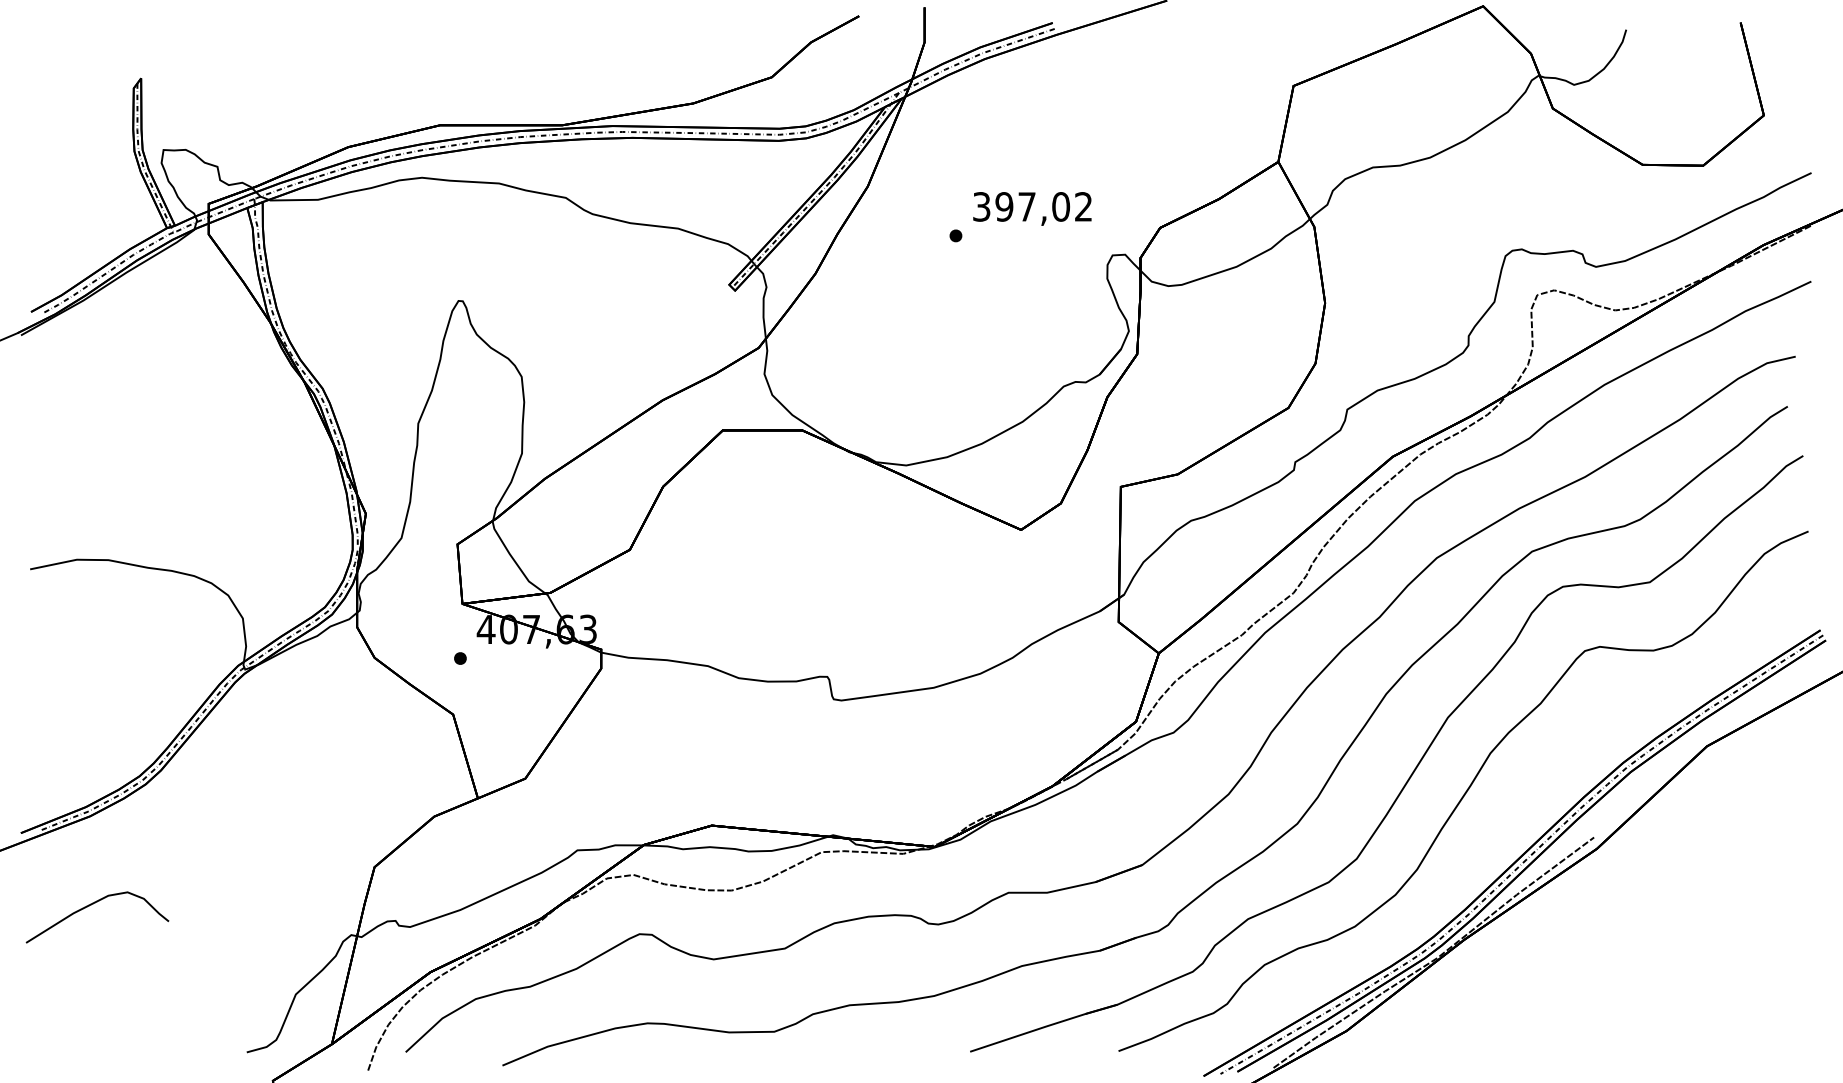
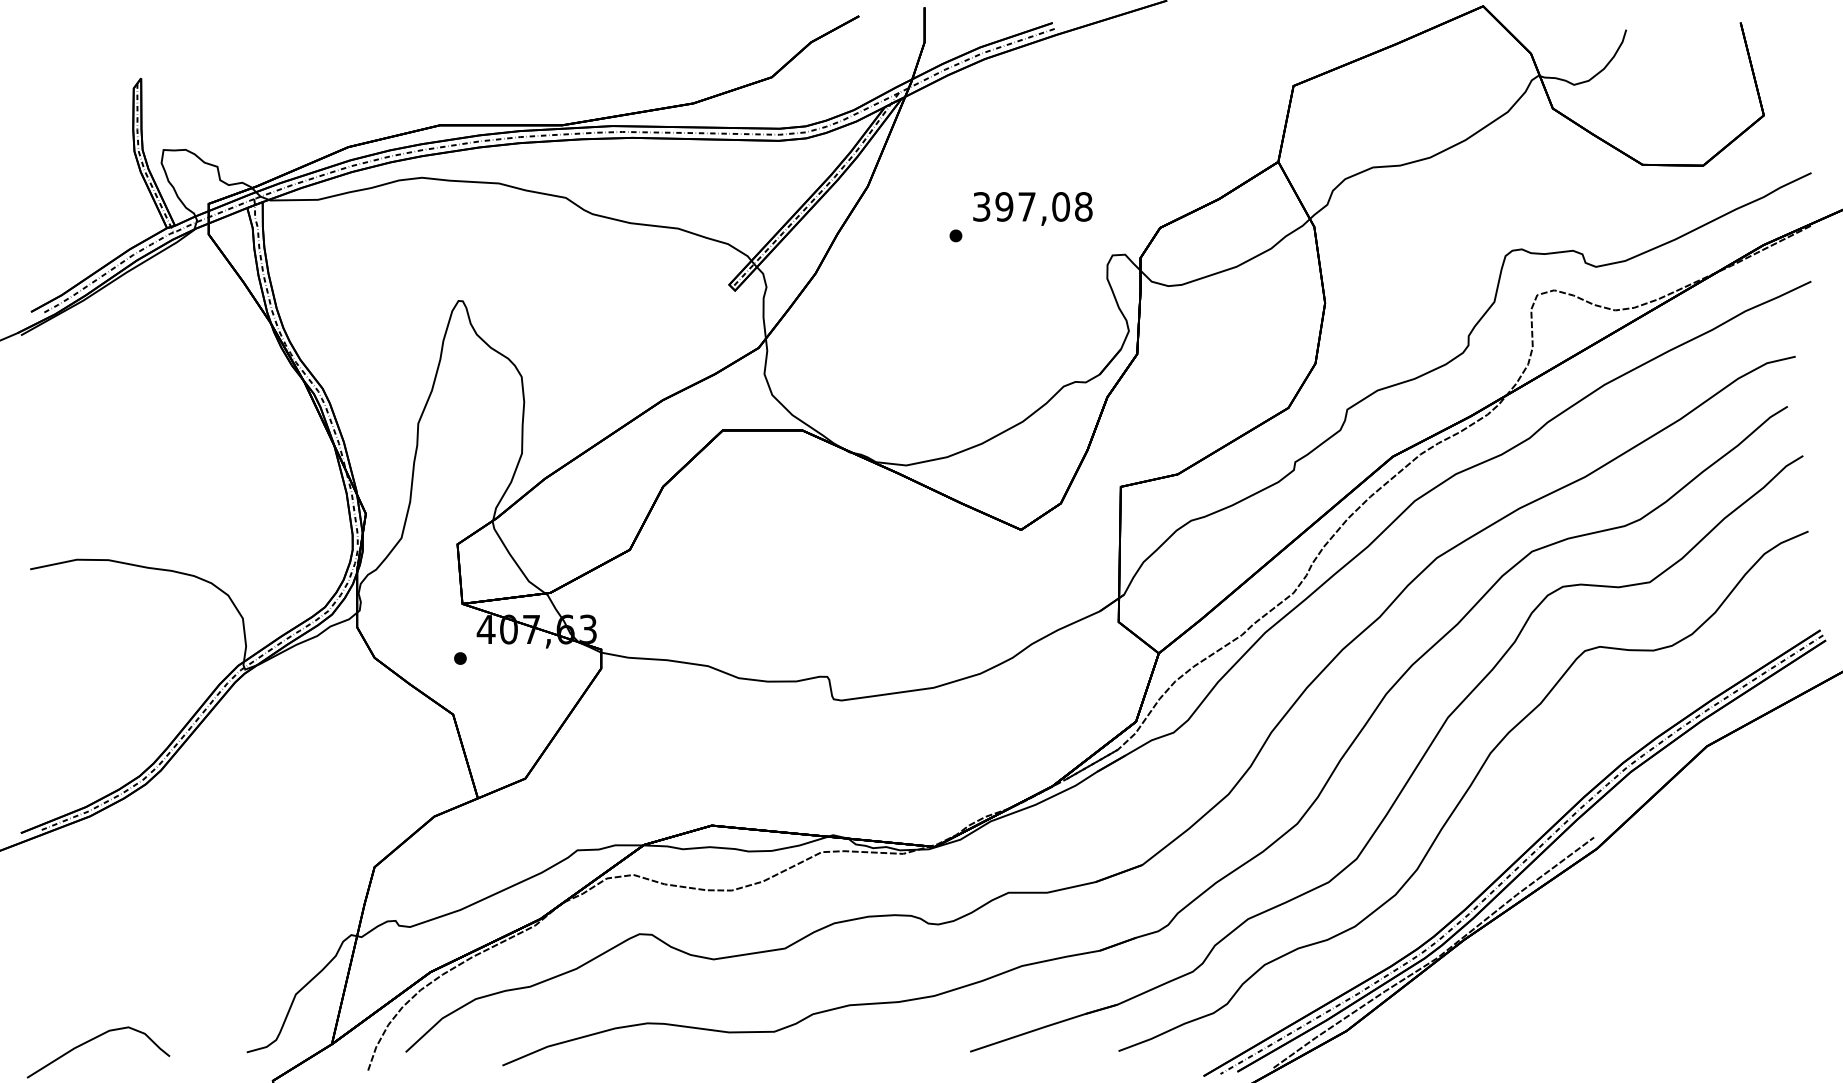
text: 397,02 -> 397,08 (1083, 206)
curve position: (91, 905) -> (92, 1040) (92, 1040)
